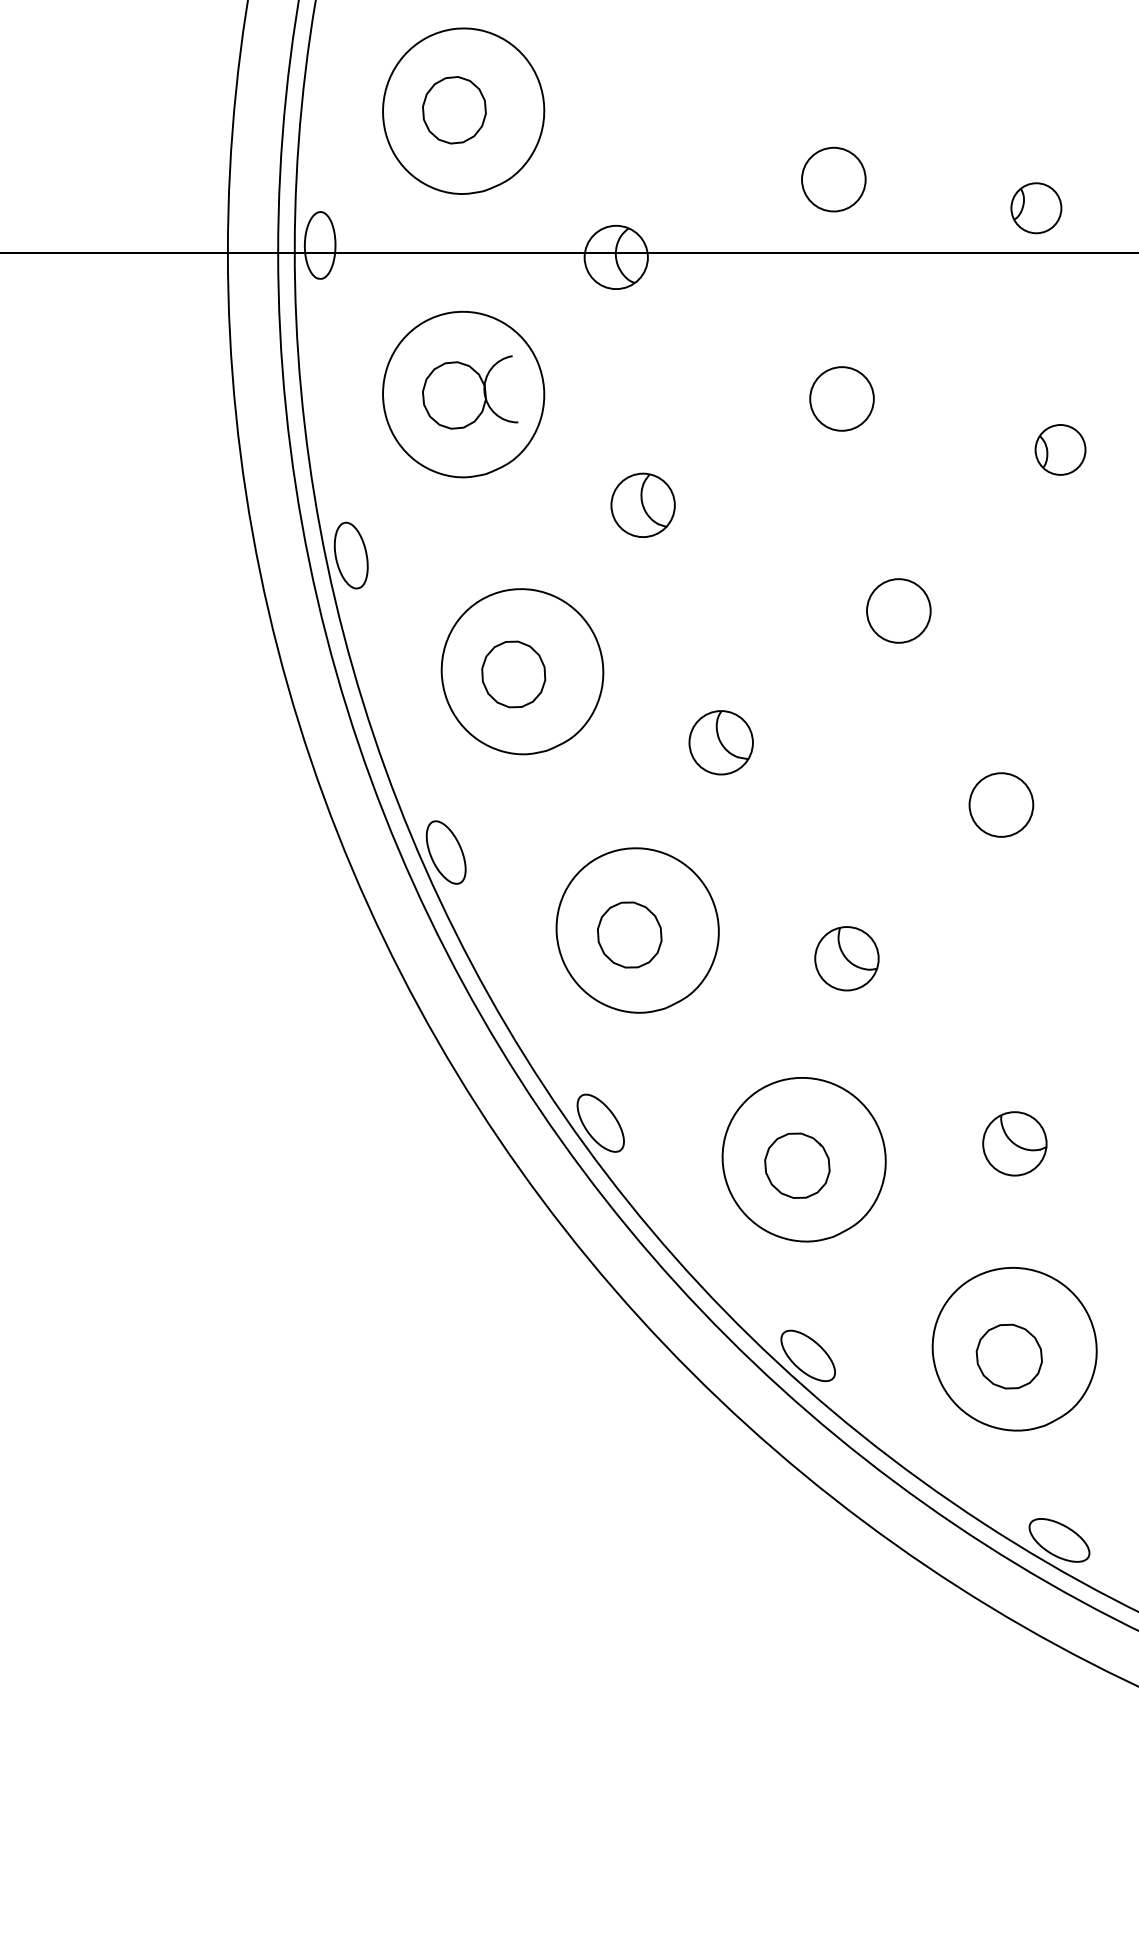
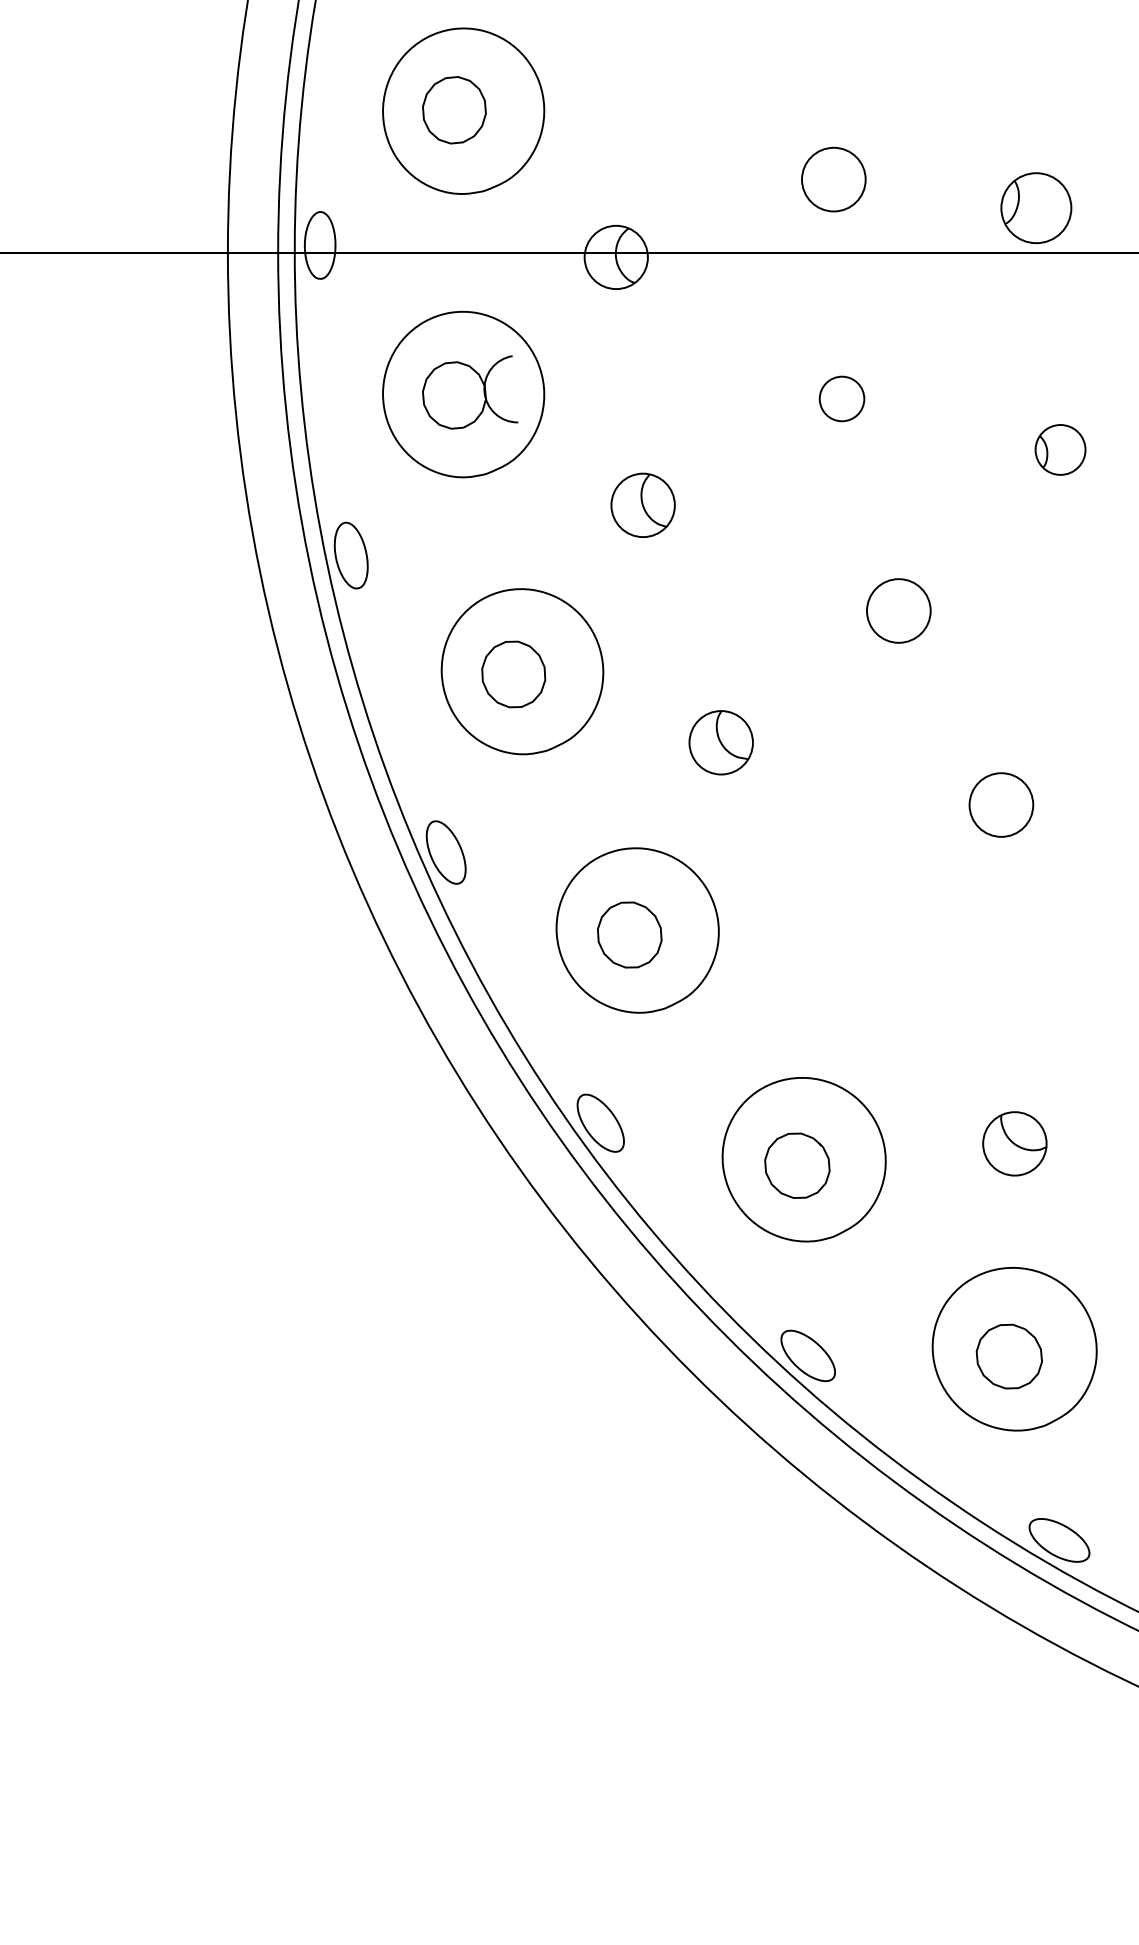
part size: 53x53 px -> 73x73 px (1036, 208)
circle diameter: 64 px -> 45 px (841, 398)
part: present -> none (846, 958)
